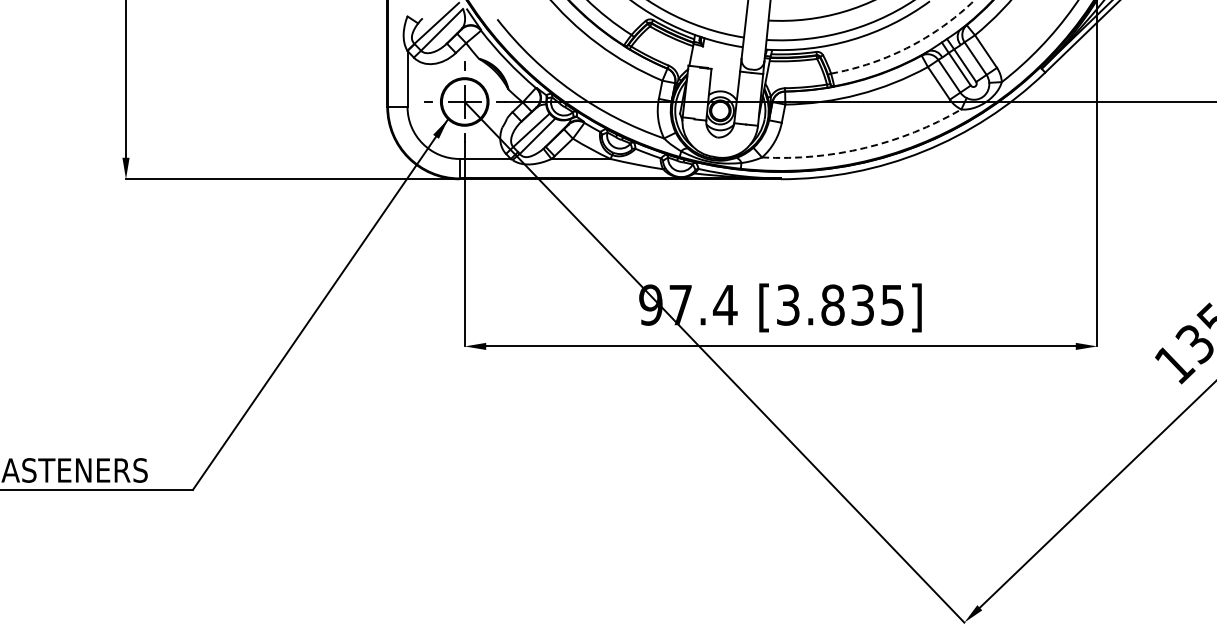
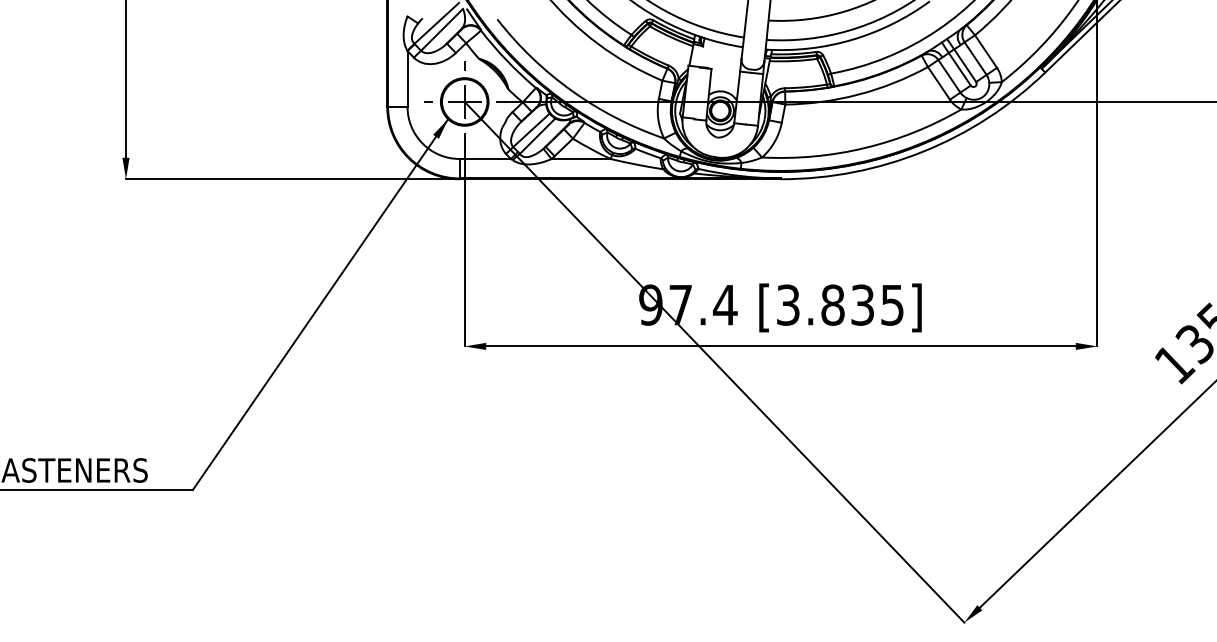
arc: dashed -> solid (909, 46)
arc: dashed -> solid (865, 147)
